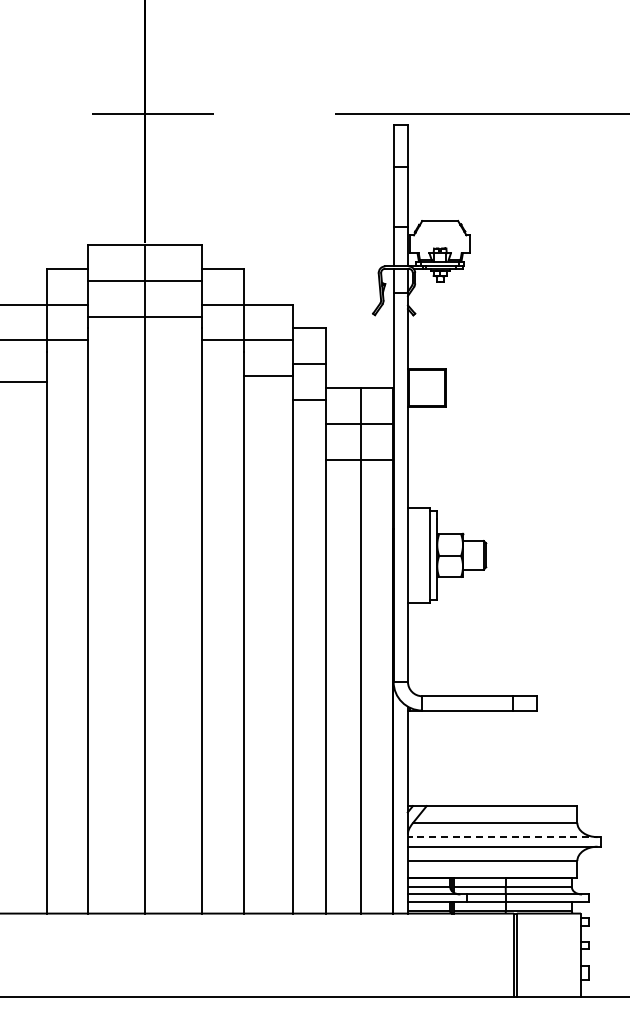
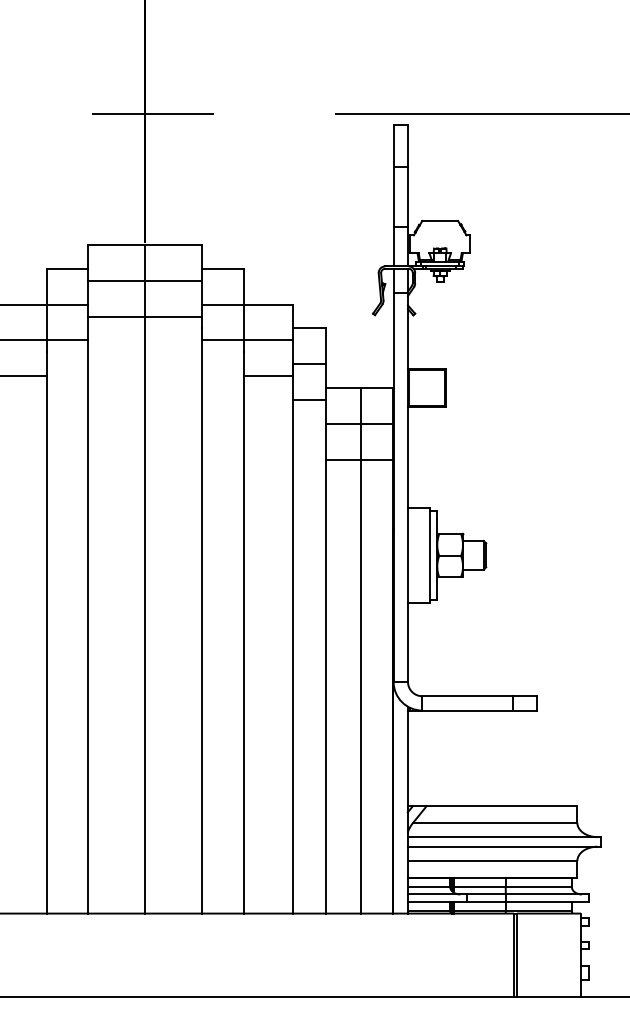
line position: (24, 382) -> (24, 376) (24, 376)
line: dashed -> solid (504, 837)
